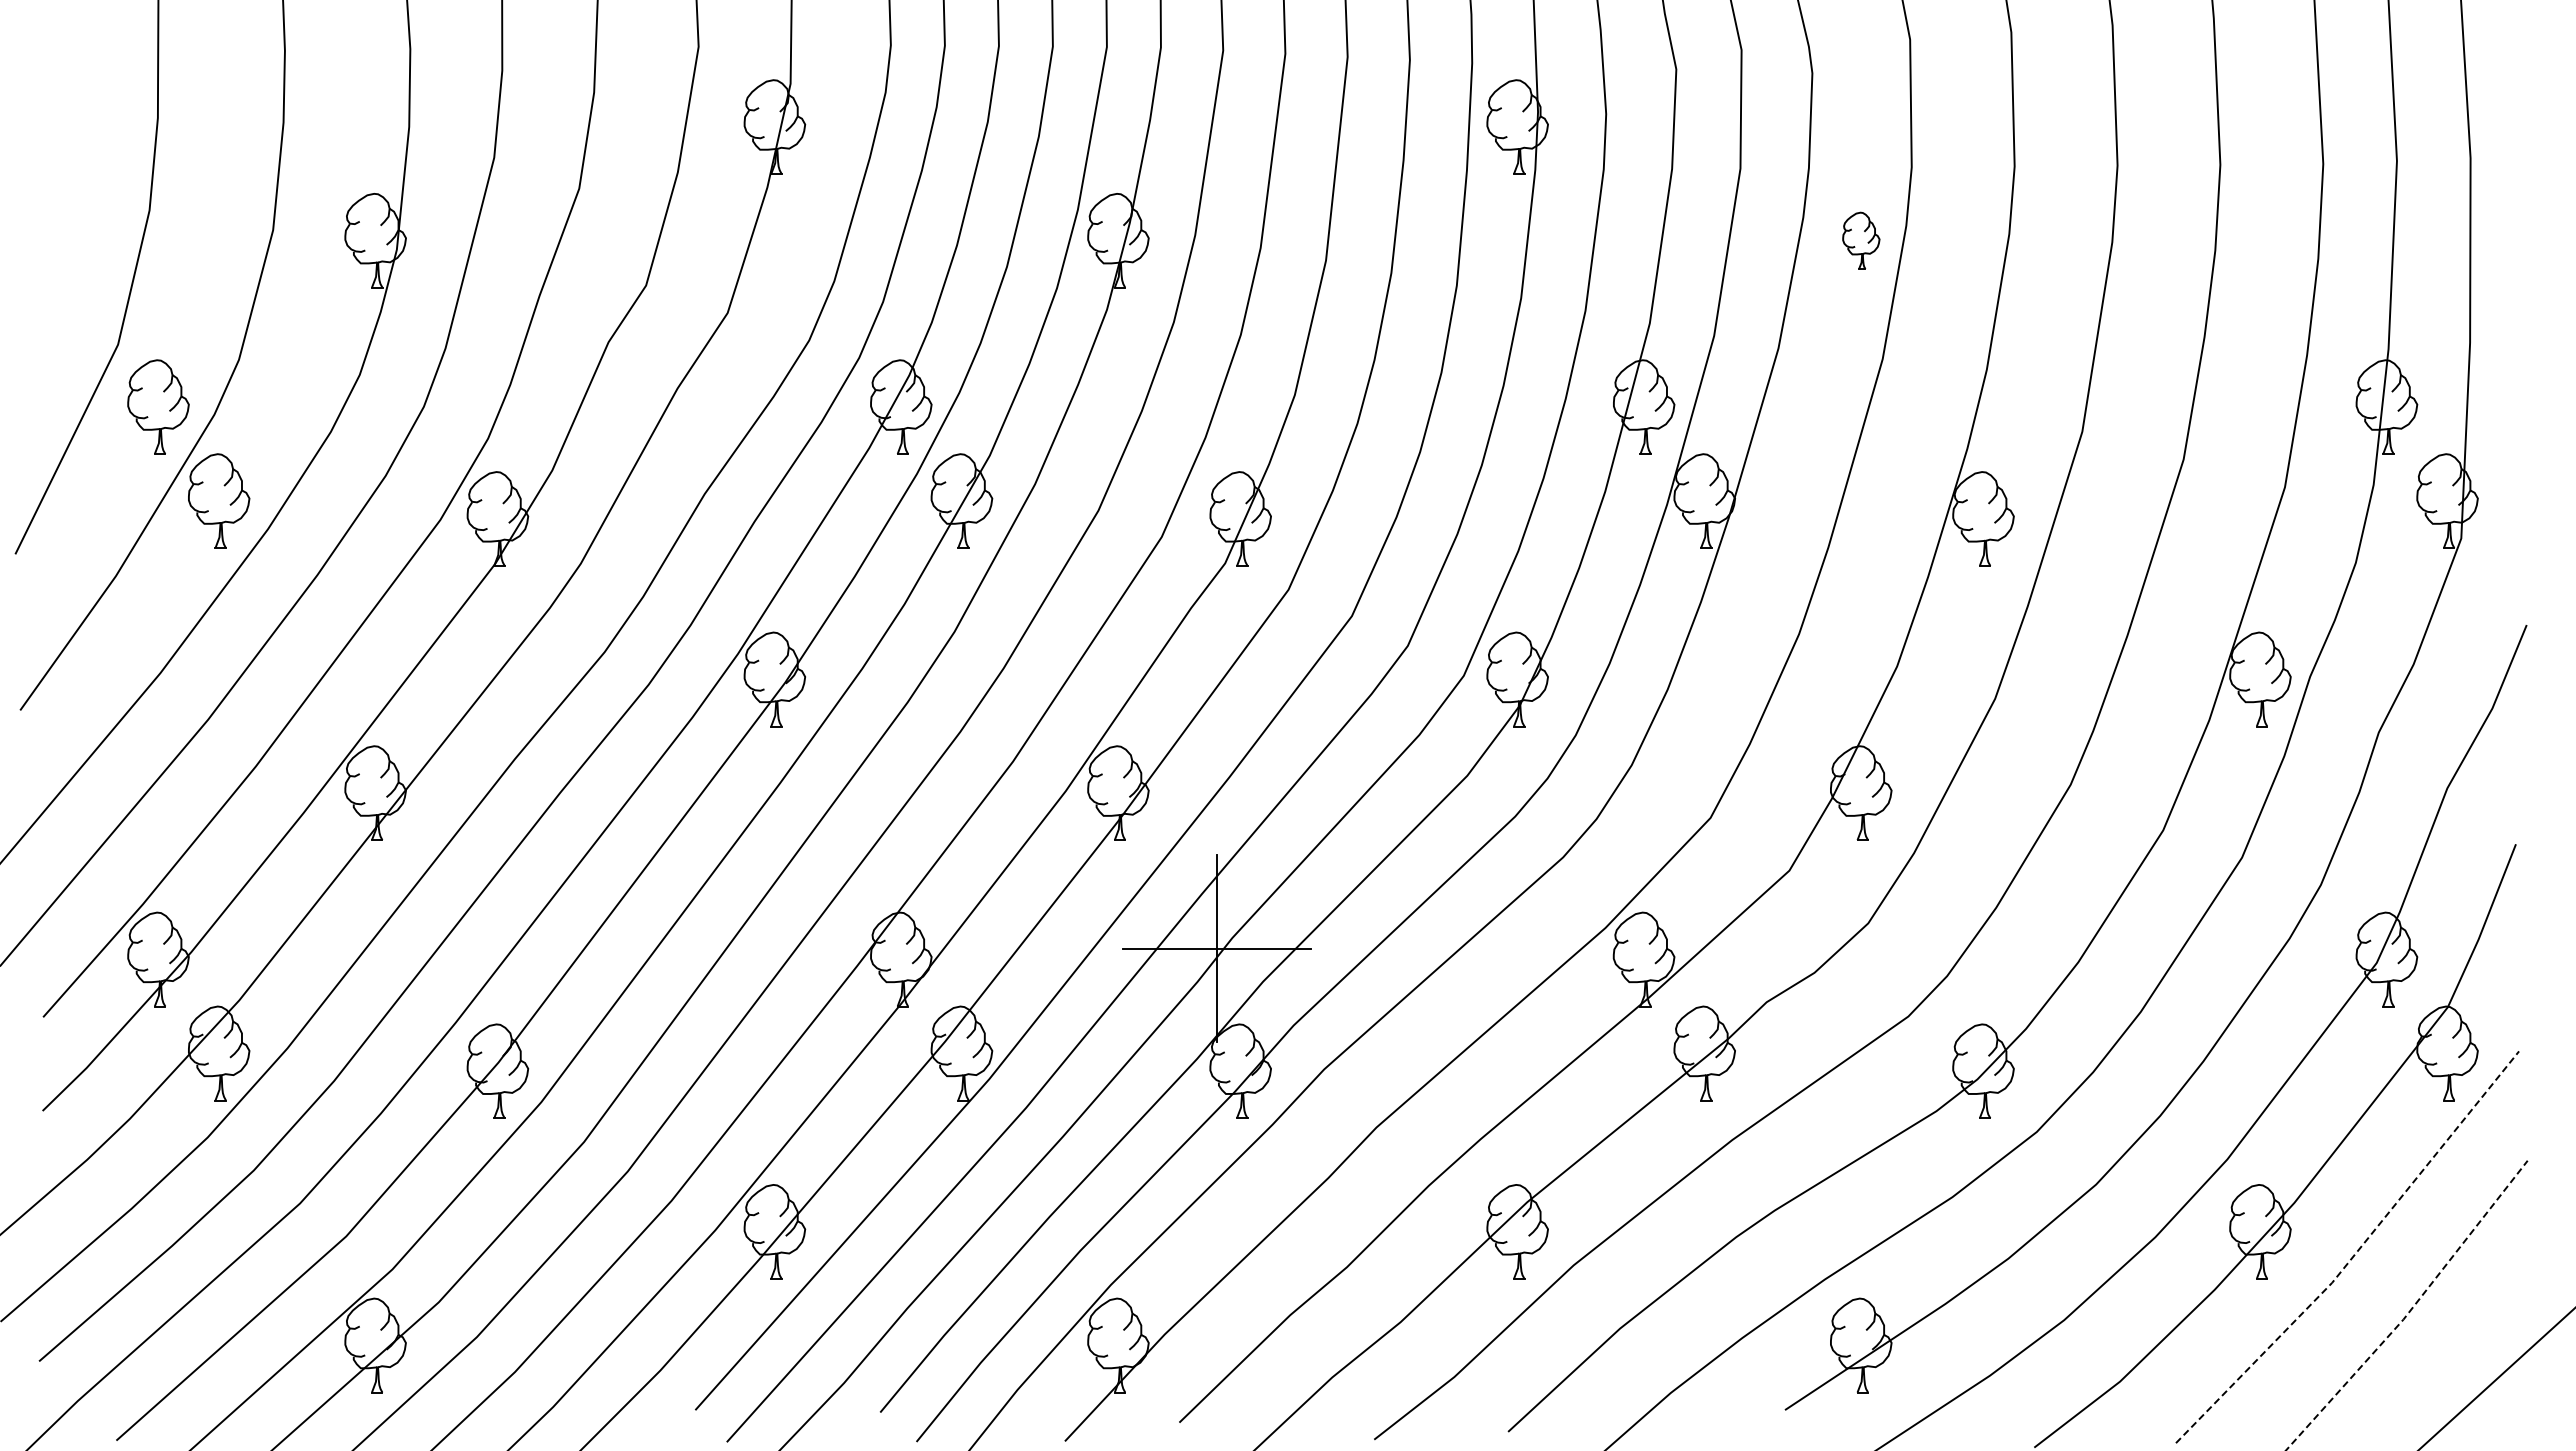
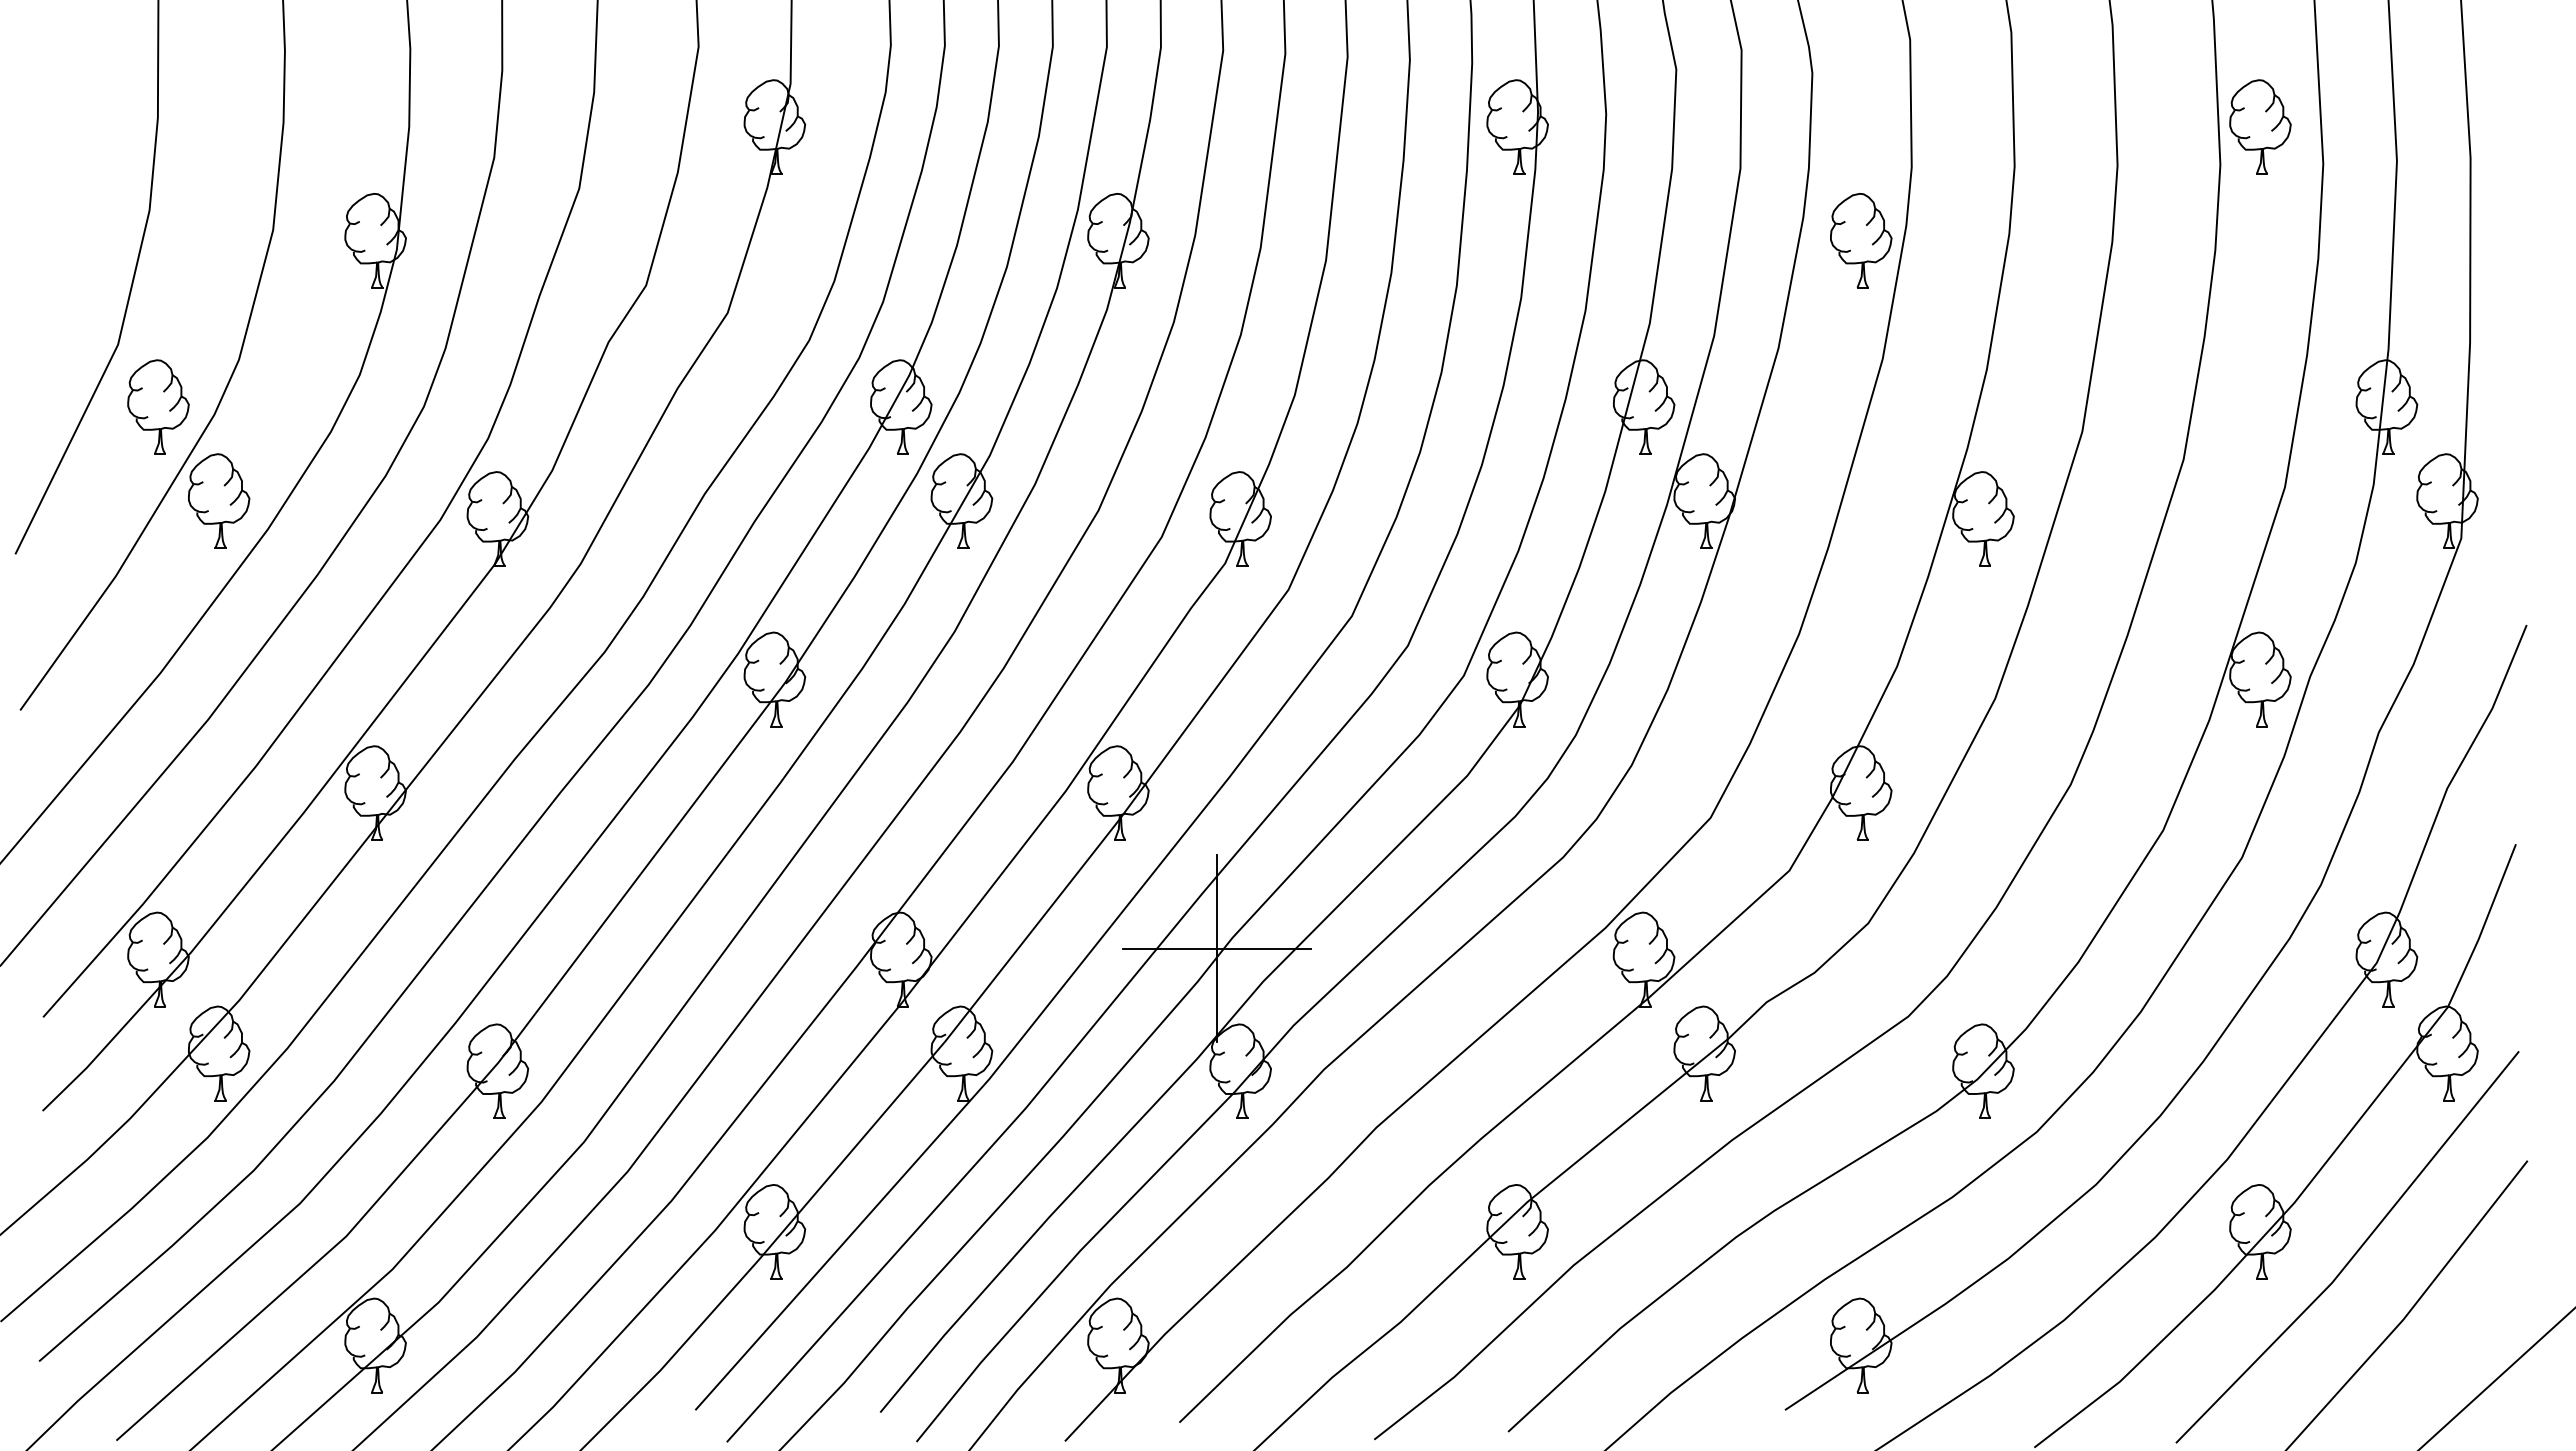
part: none -> present (2260, 126)
part size: 39x59 px -> 63x96 px (1861, 240)
line: dashed -> solid (2355, 1254)
line: dashed -> solid (2410, 1310)
